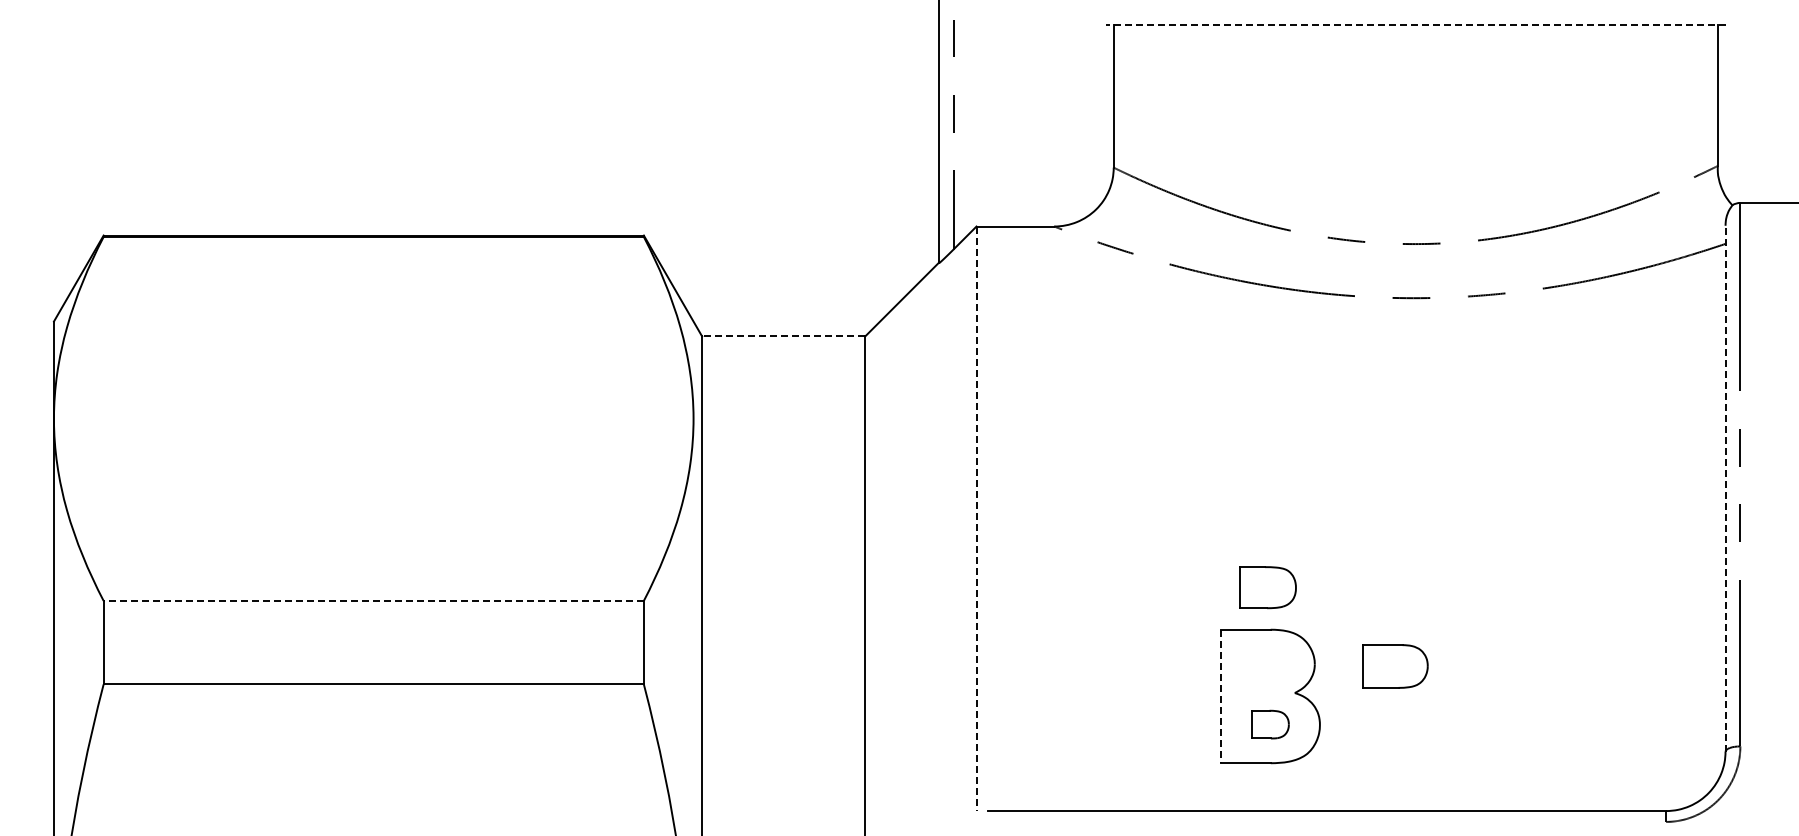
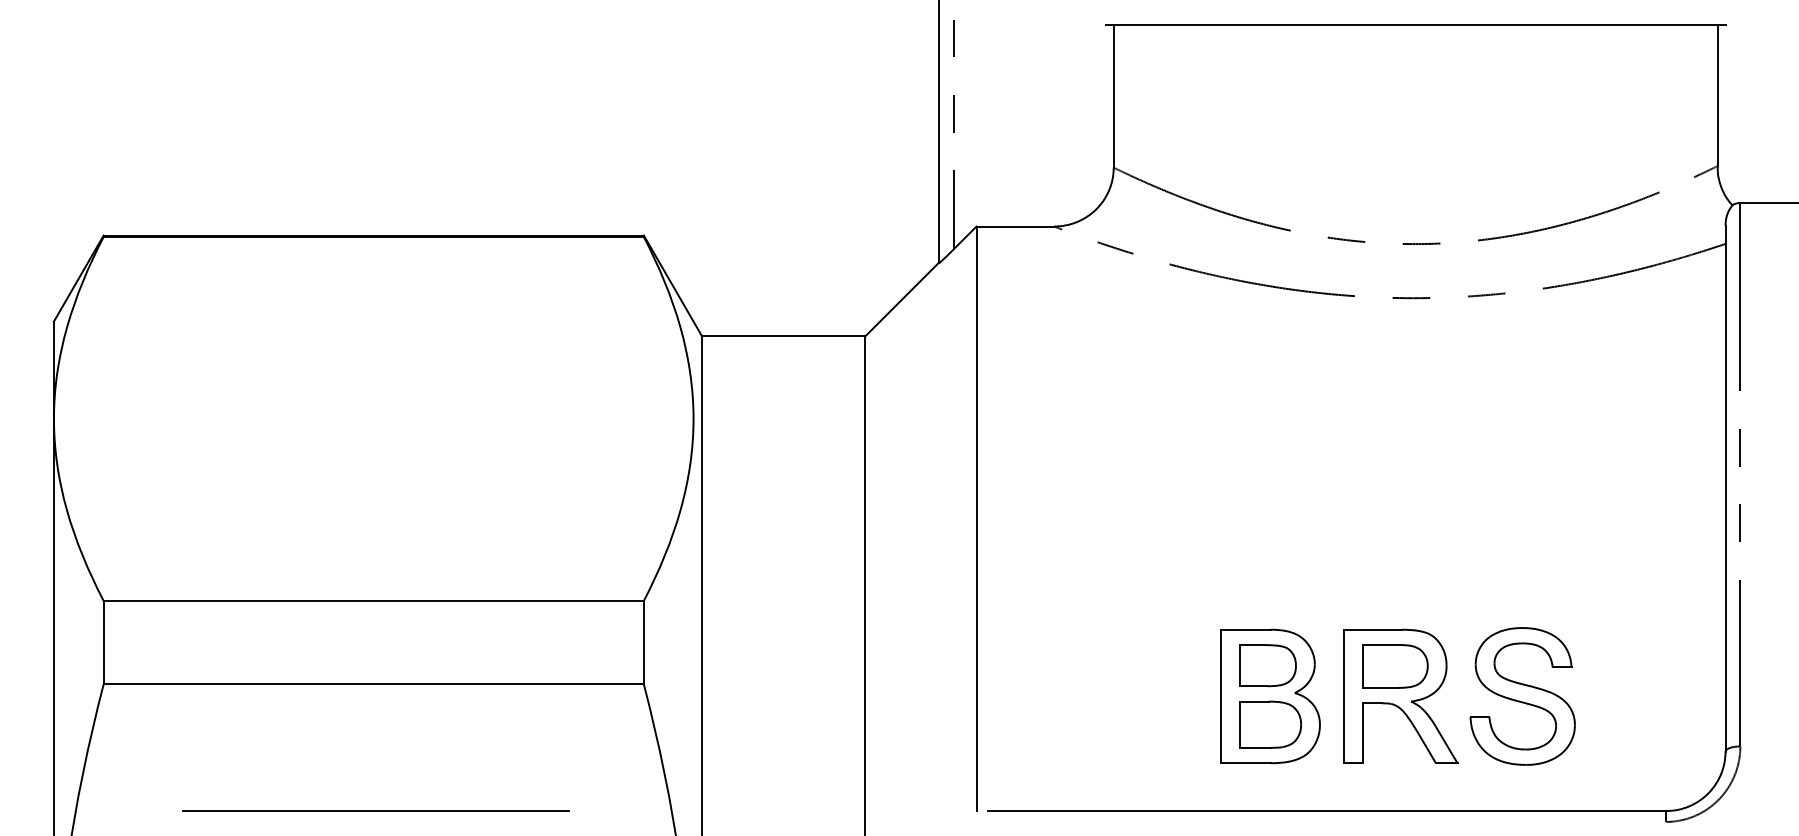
line: dashed -> solid (1415, 24)
line: dashed -> solid (783, 336)
line: dashed -> solid (1725, 488)
line: dashed -> solid (976, 519)
part position: (1267, 587) -> (1267, 665) (1267, 665)
line: dashed -> solid (373, 600)
part: none -> present (1400, 695)
line: dashed -> solid (1220, 696)
part: none -> present (1522, 696)
part size: 39x31 px -> 63x49 px (1270, 724)
line: none -> present (375, 811)
